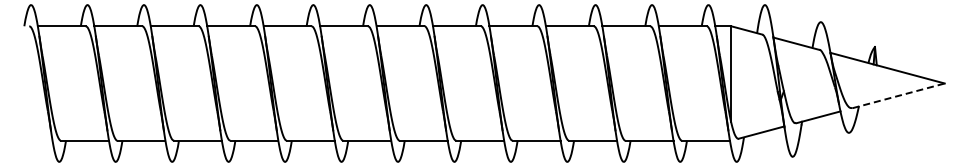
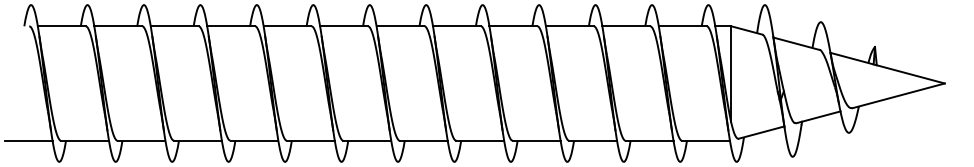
line: dashed -> solid (898, 95)
line: none -> present (28, 140)
